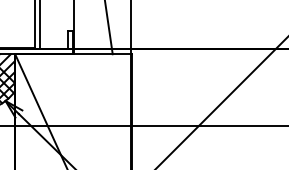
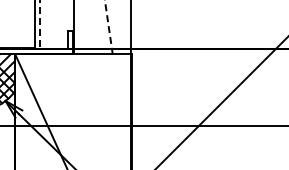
line: solid -> dashed (40, 25)
line: solid -> dashed (108, 27)
